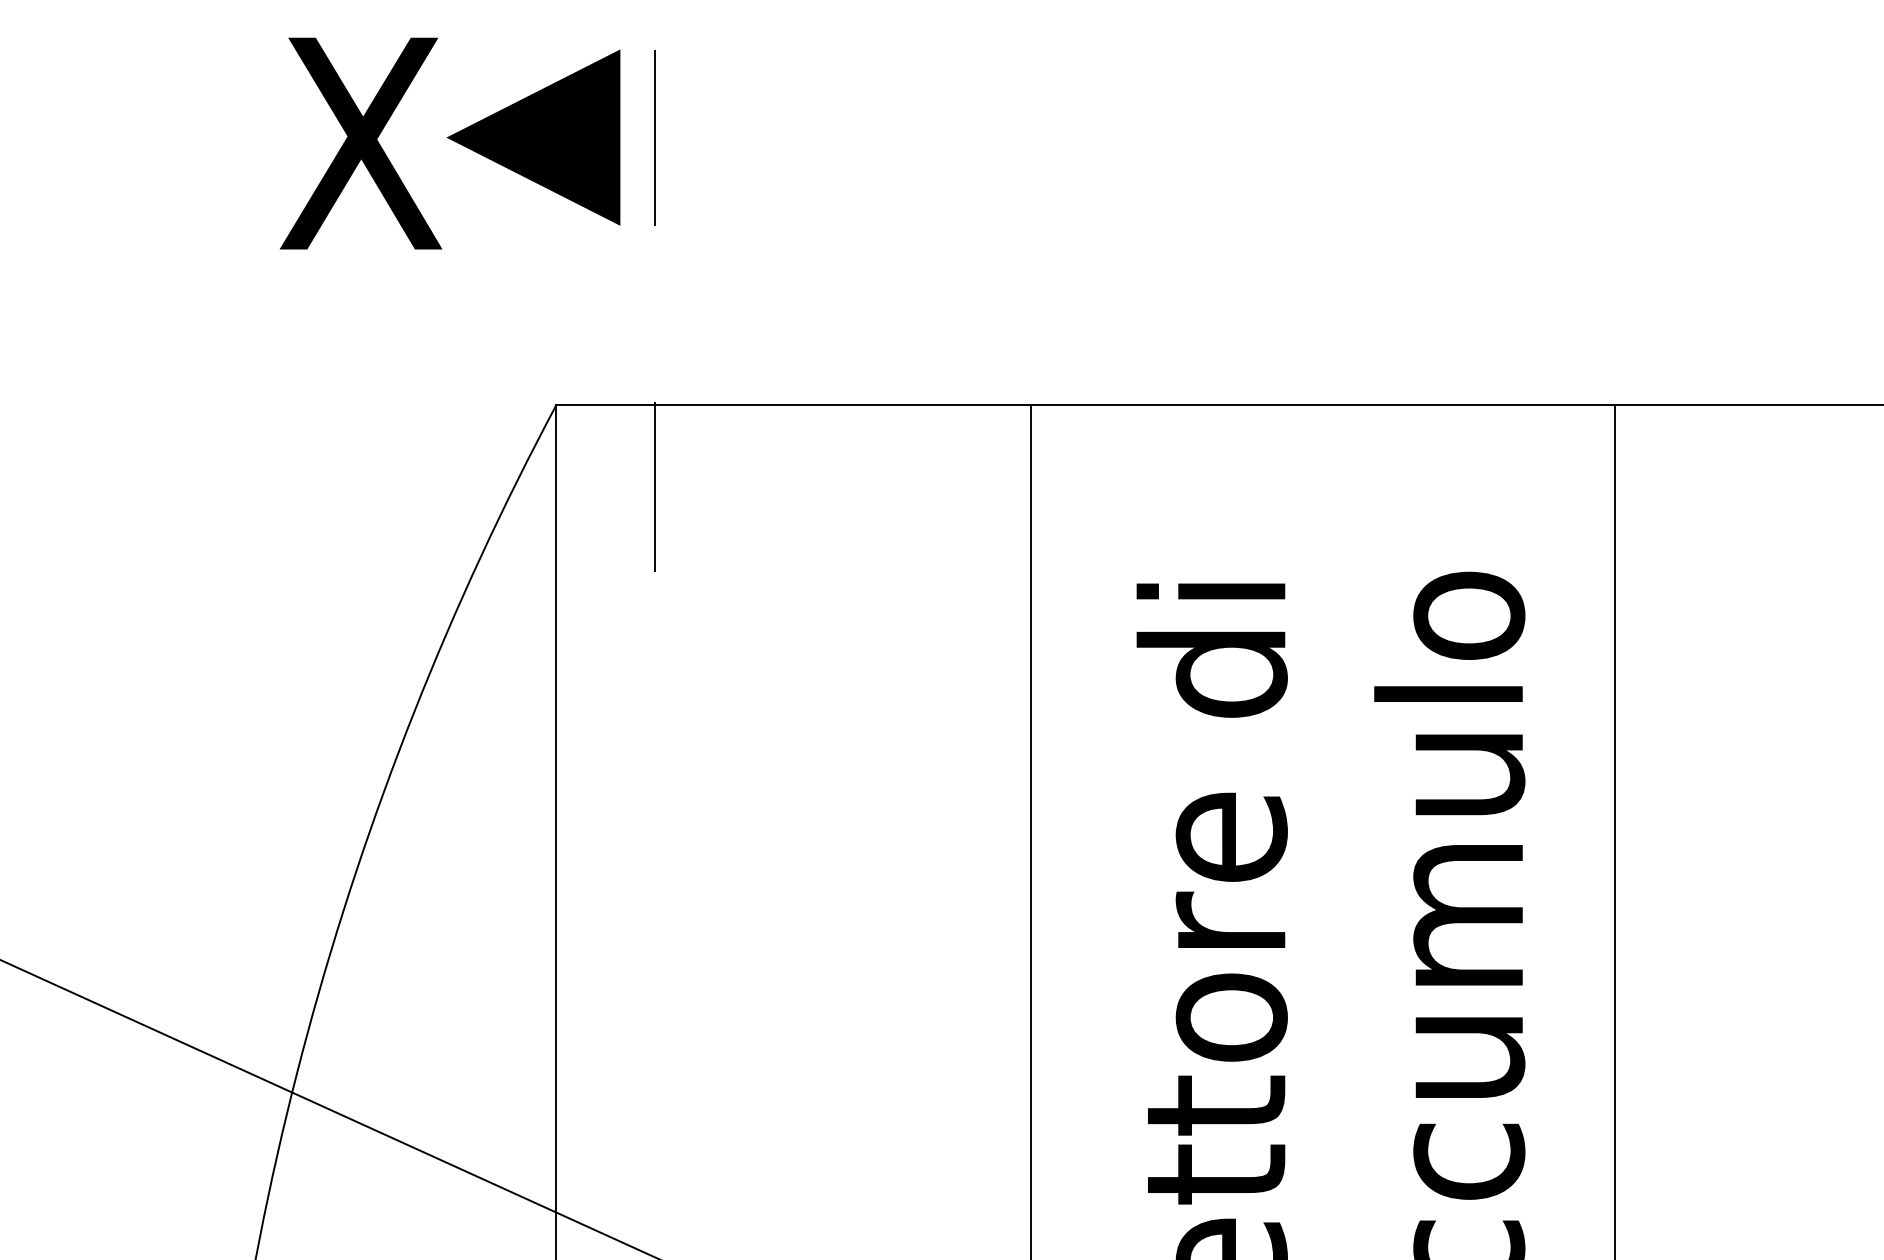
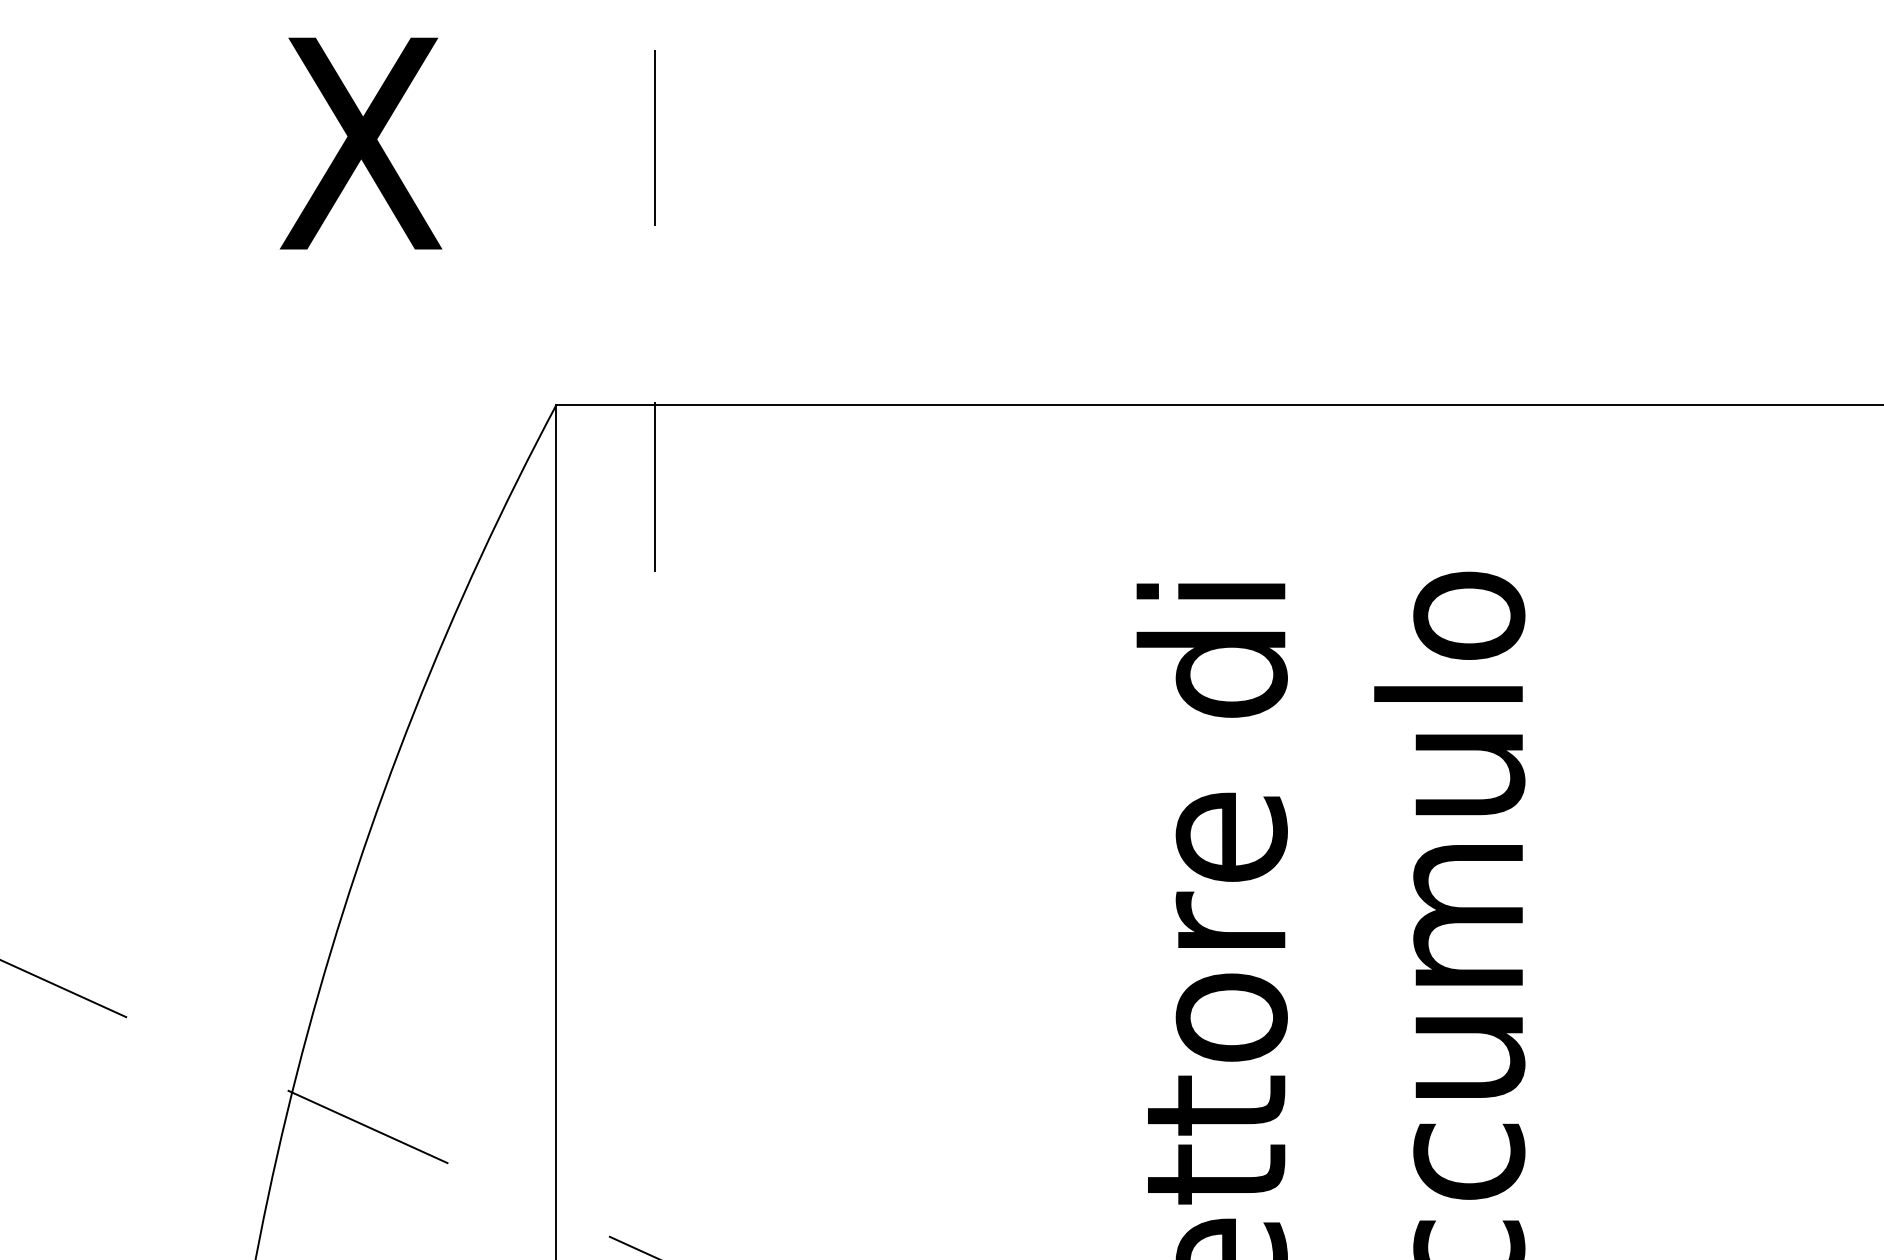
line: present -> none (533, 137)
line: present -> none (1030, 830)
line: present -> none (1615, 830)
line: solid -> dashed (330, 1109)
